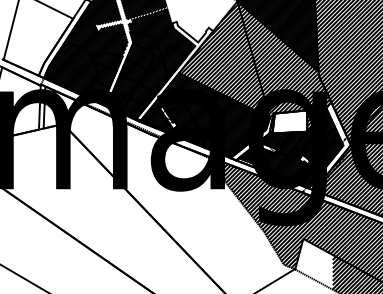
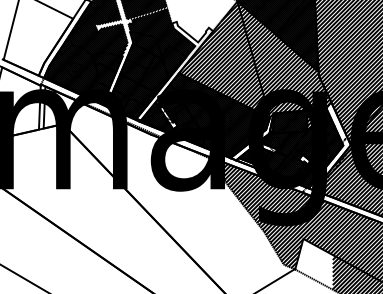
hatch: none -> present (288, 121)
